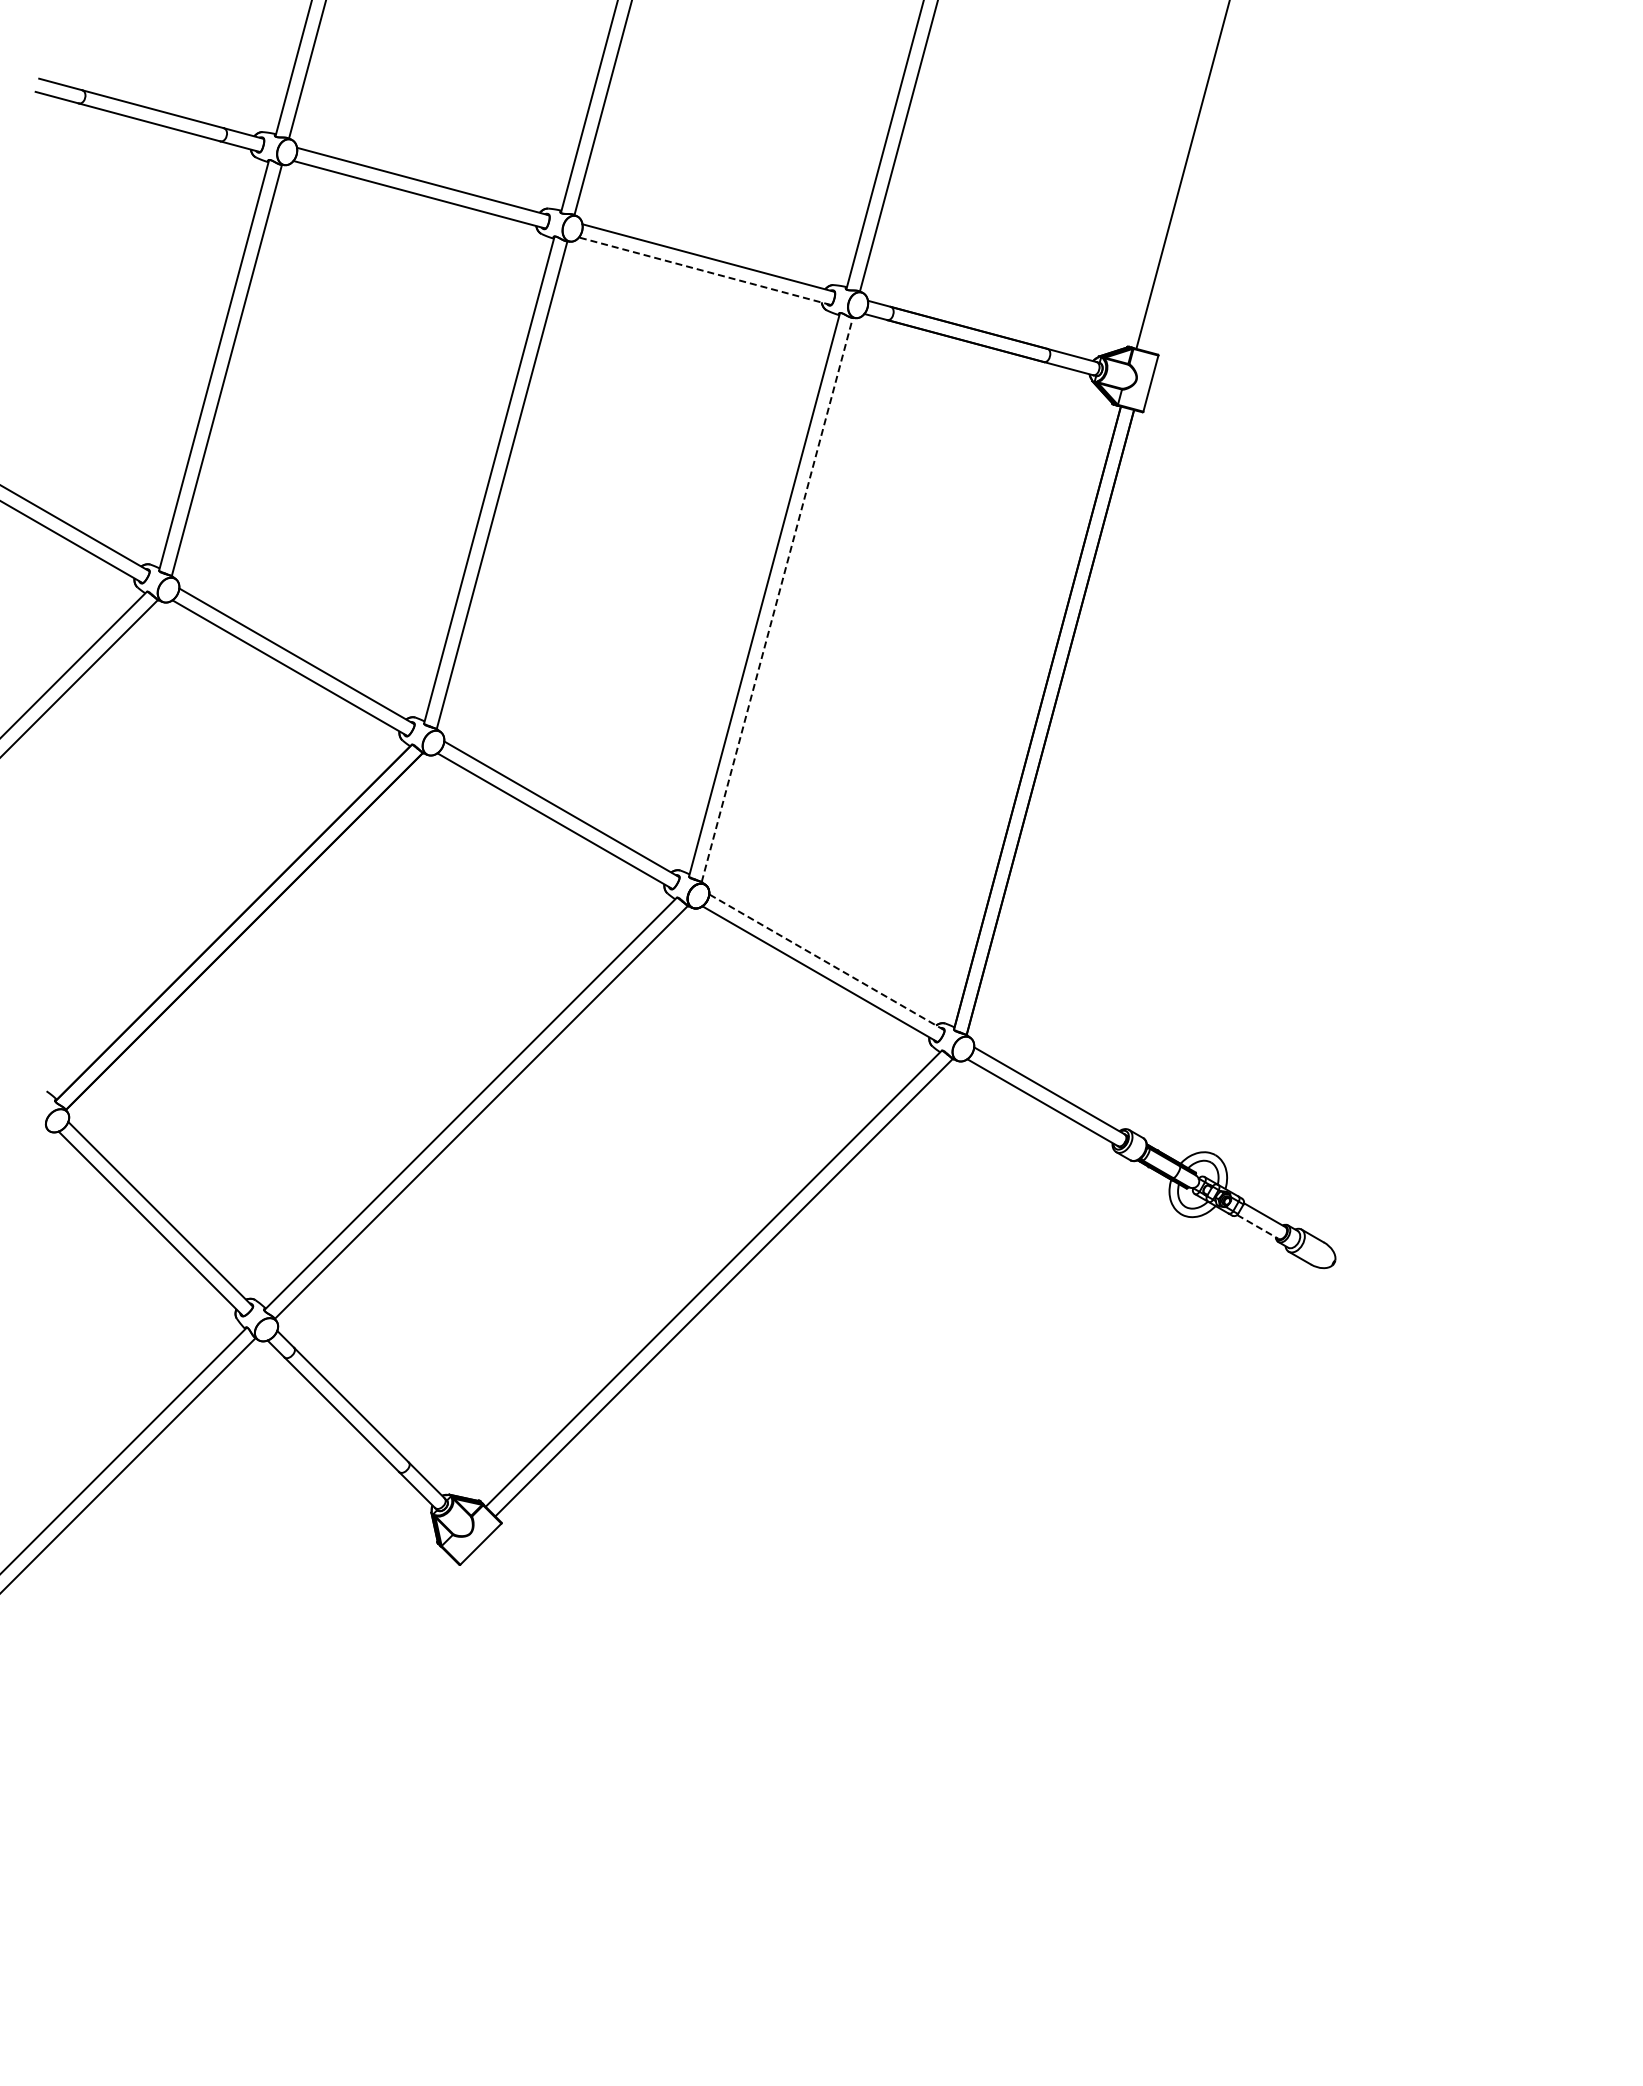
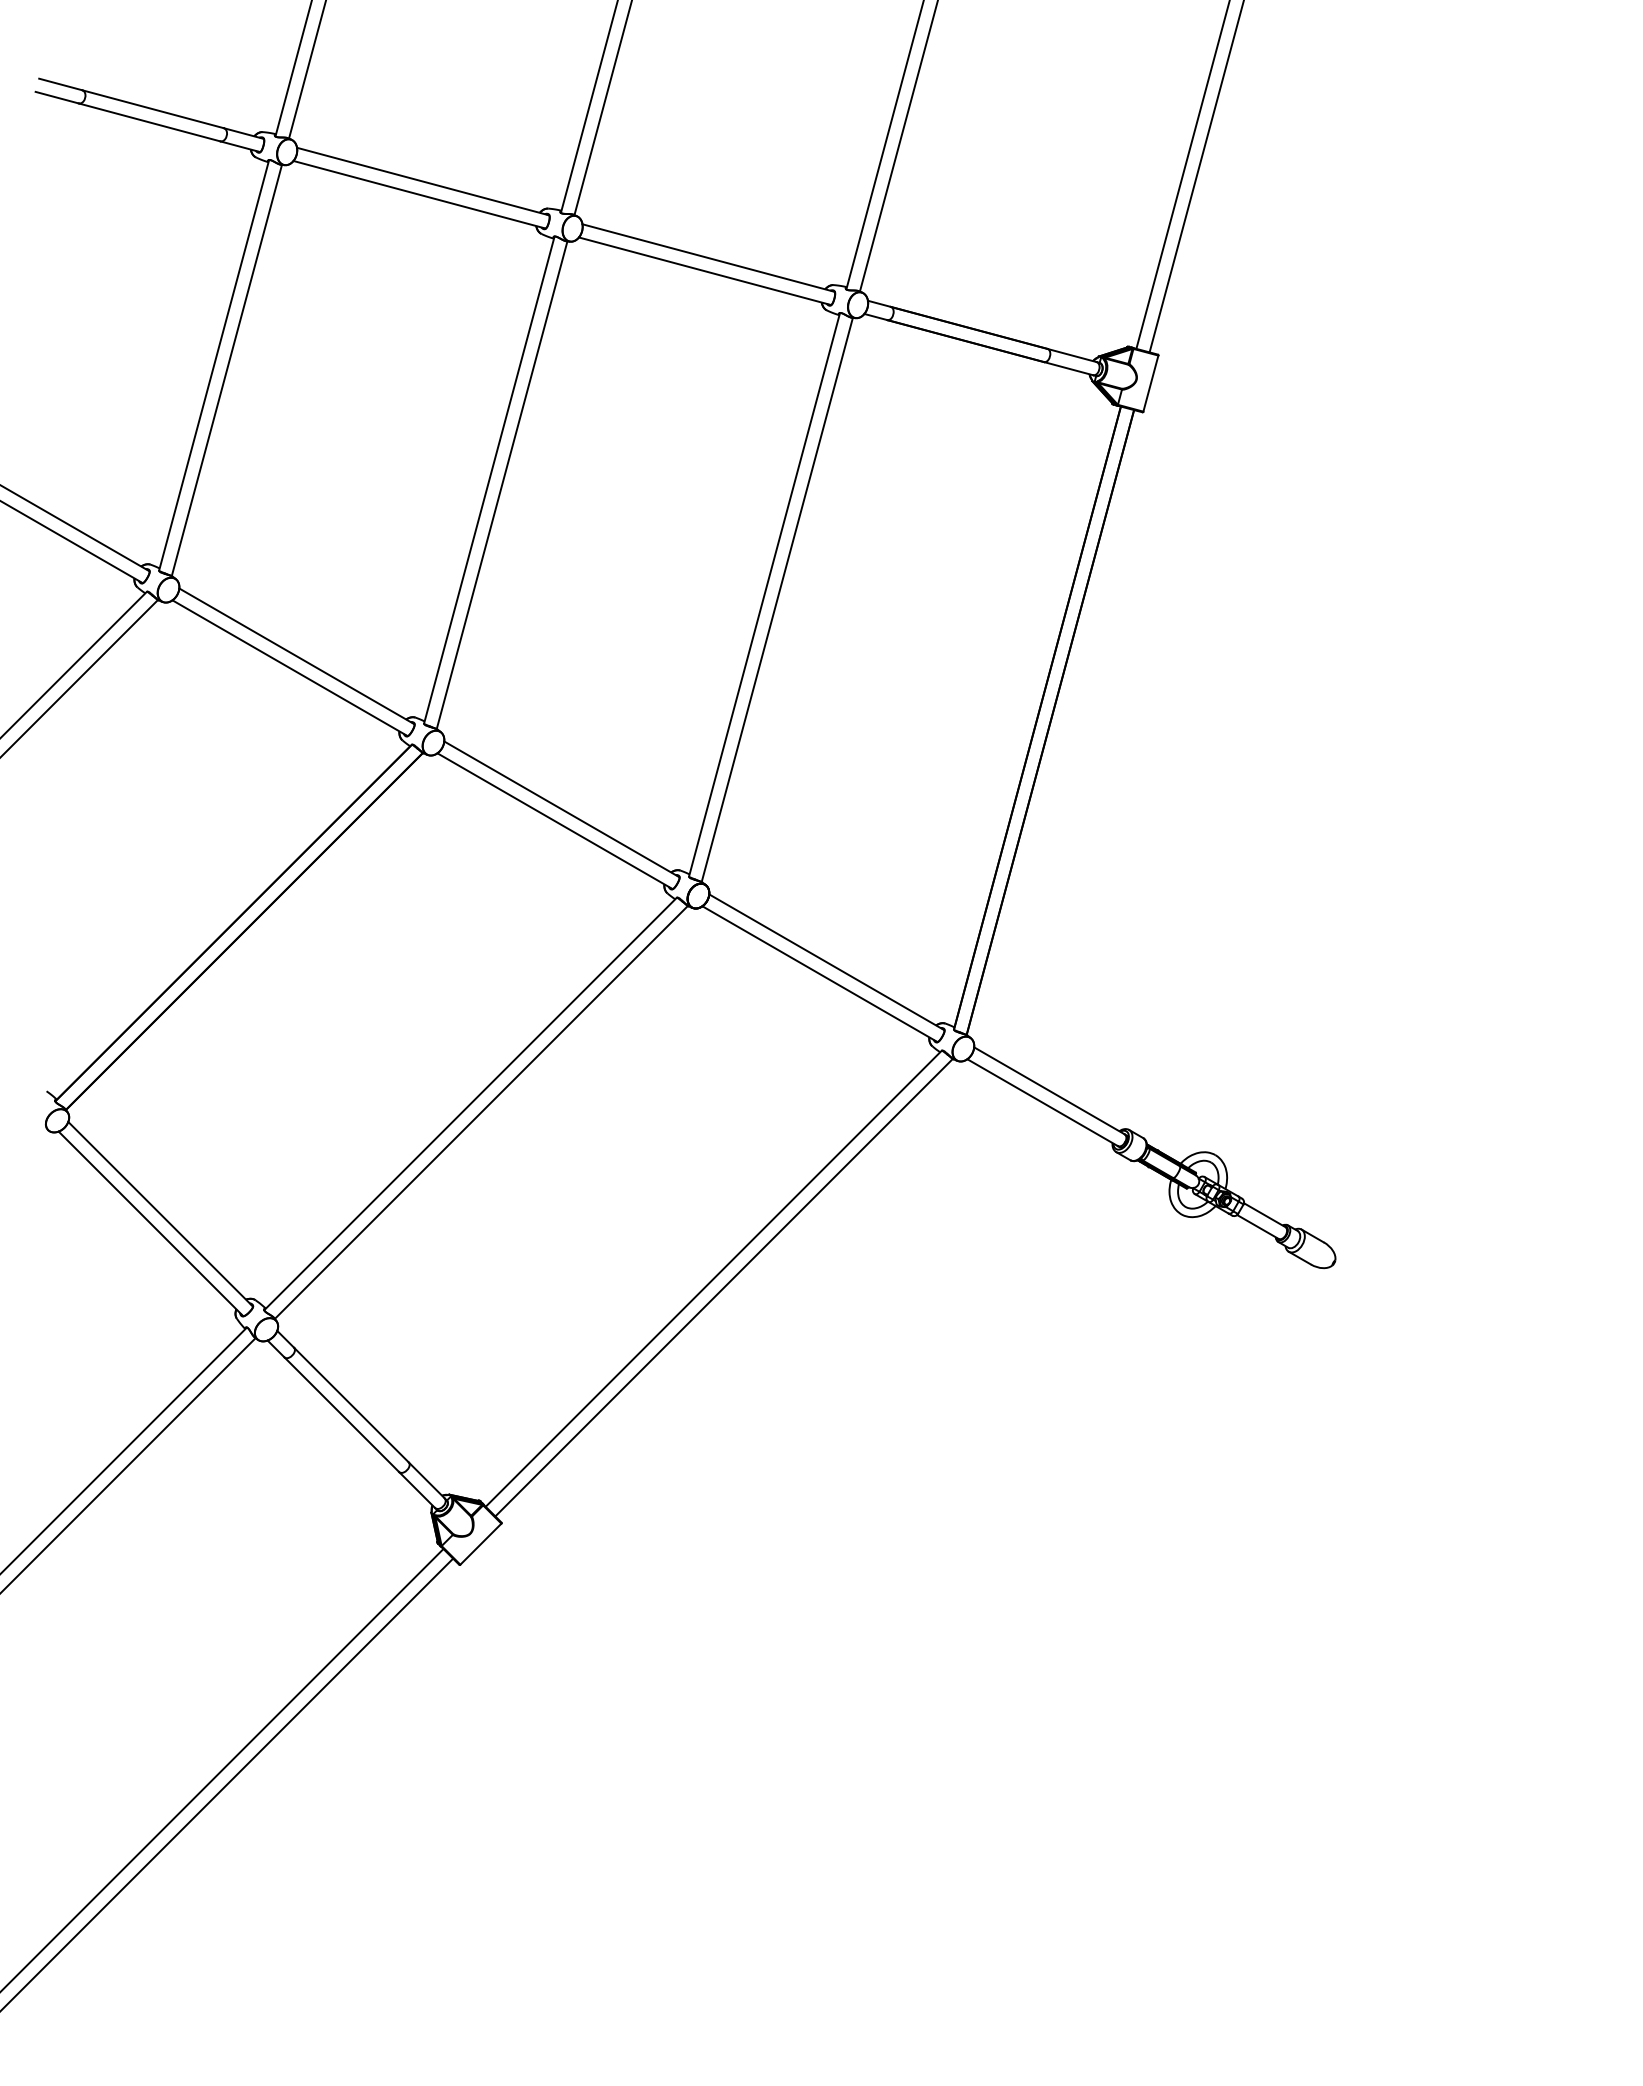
line: none -> present (1196, 177)
line: dashed -> solid (704, 271)
line: dashed -> solid (777, 599)
line: dashed -> solid (826, 962)
line: dashed -> solid (1257, 1226)
line: none -> present (222, 1769)
line: none -> present (227, 1783)
